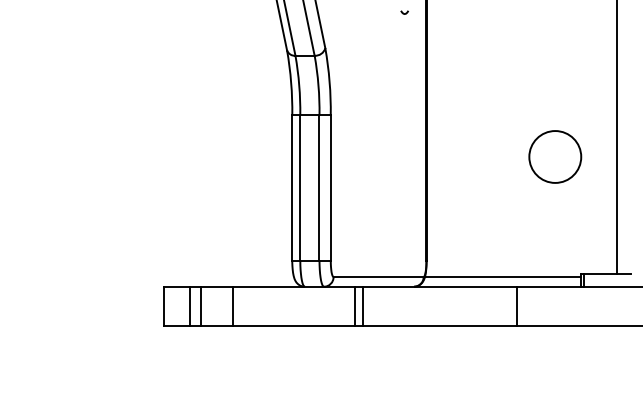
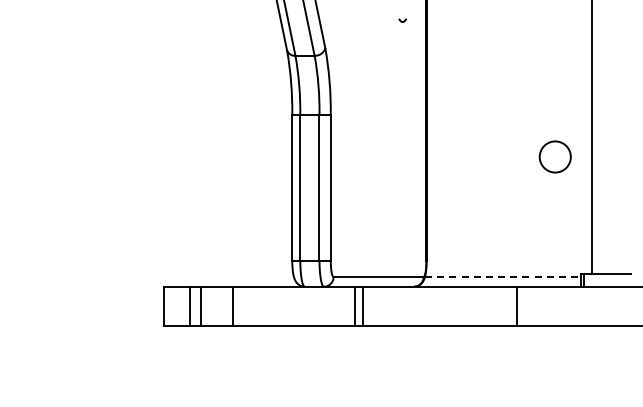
curve position: (403, 12) -> (401, 20) (401, 20)
line position: (616, 137) -> (591, 137) (591, 137)
circle diameter: 52 px -> 31 px (554, 156)
line: solid -> dashed (503, 277)
